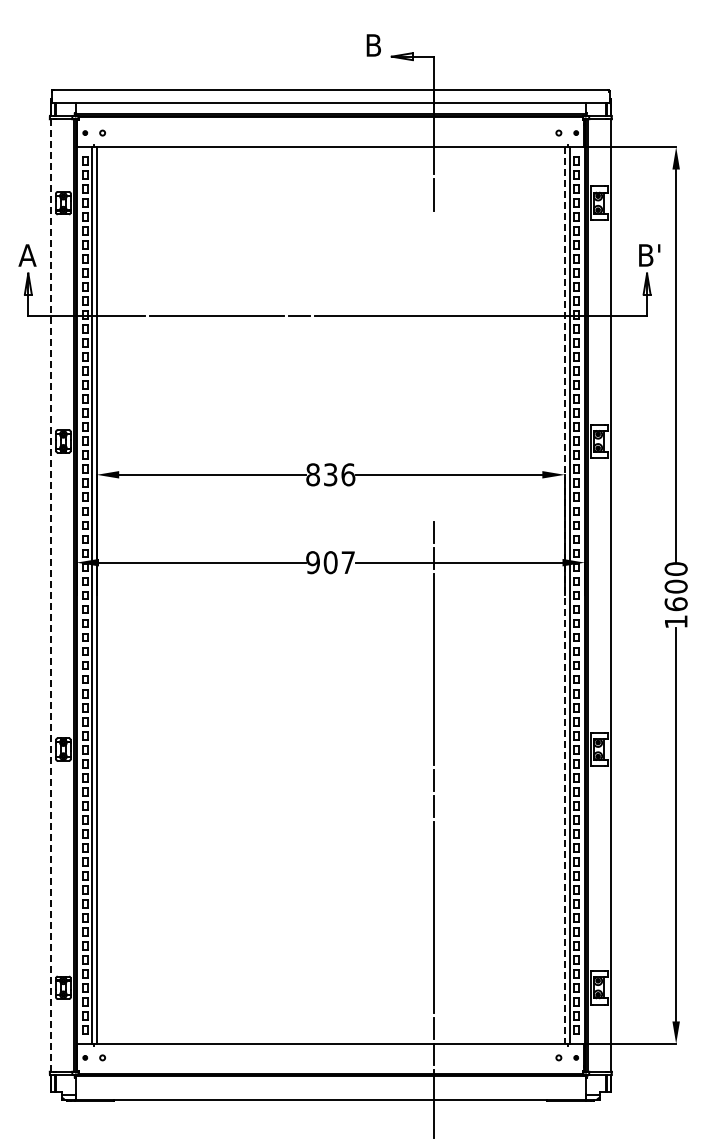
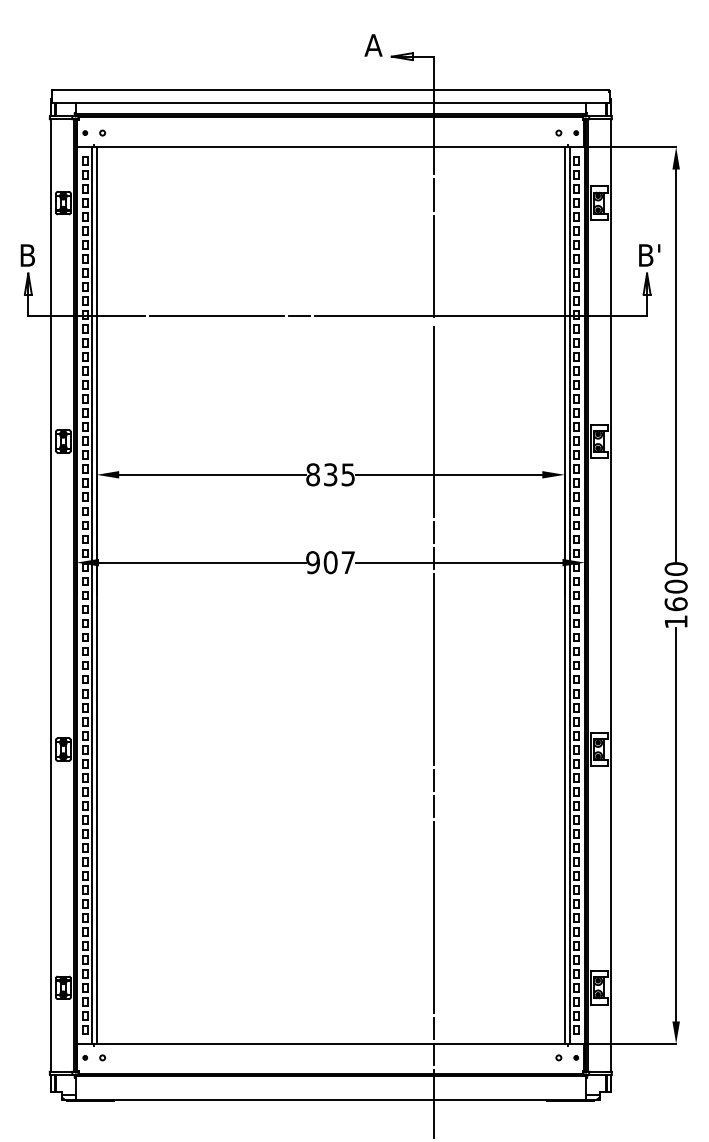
text: B -> A (373, 45)
text: A -> B (27, 255)
line: none -> present (433, 266)
line: none -> present (433, 421)
text: 836 -> 835 (348, 474)
line: dashed -> solid (50, 596)
line: dashed -> solid (564, 596)
